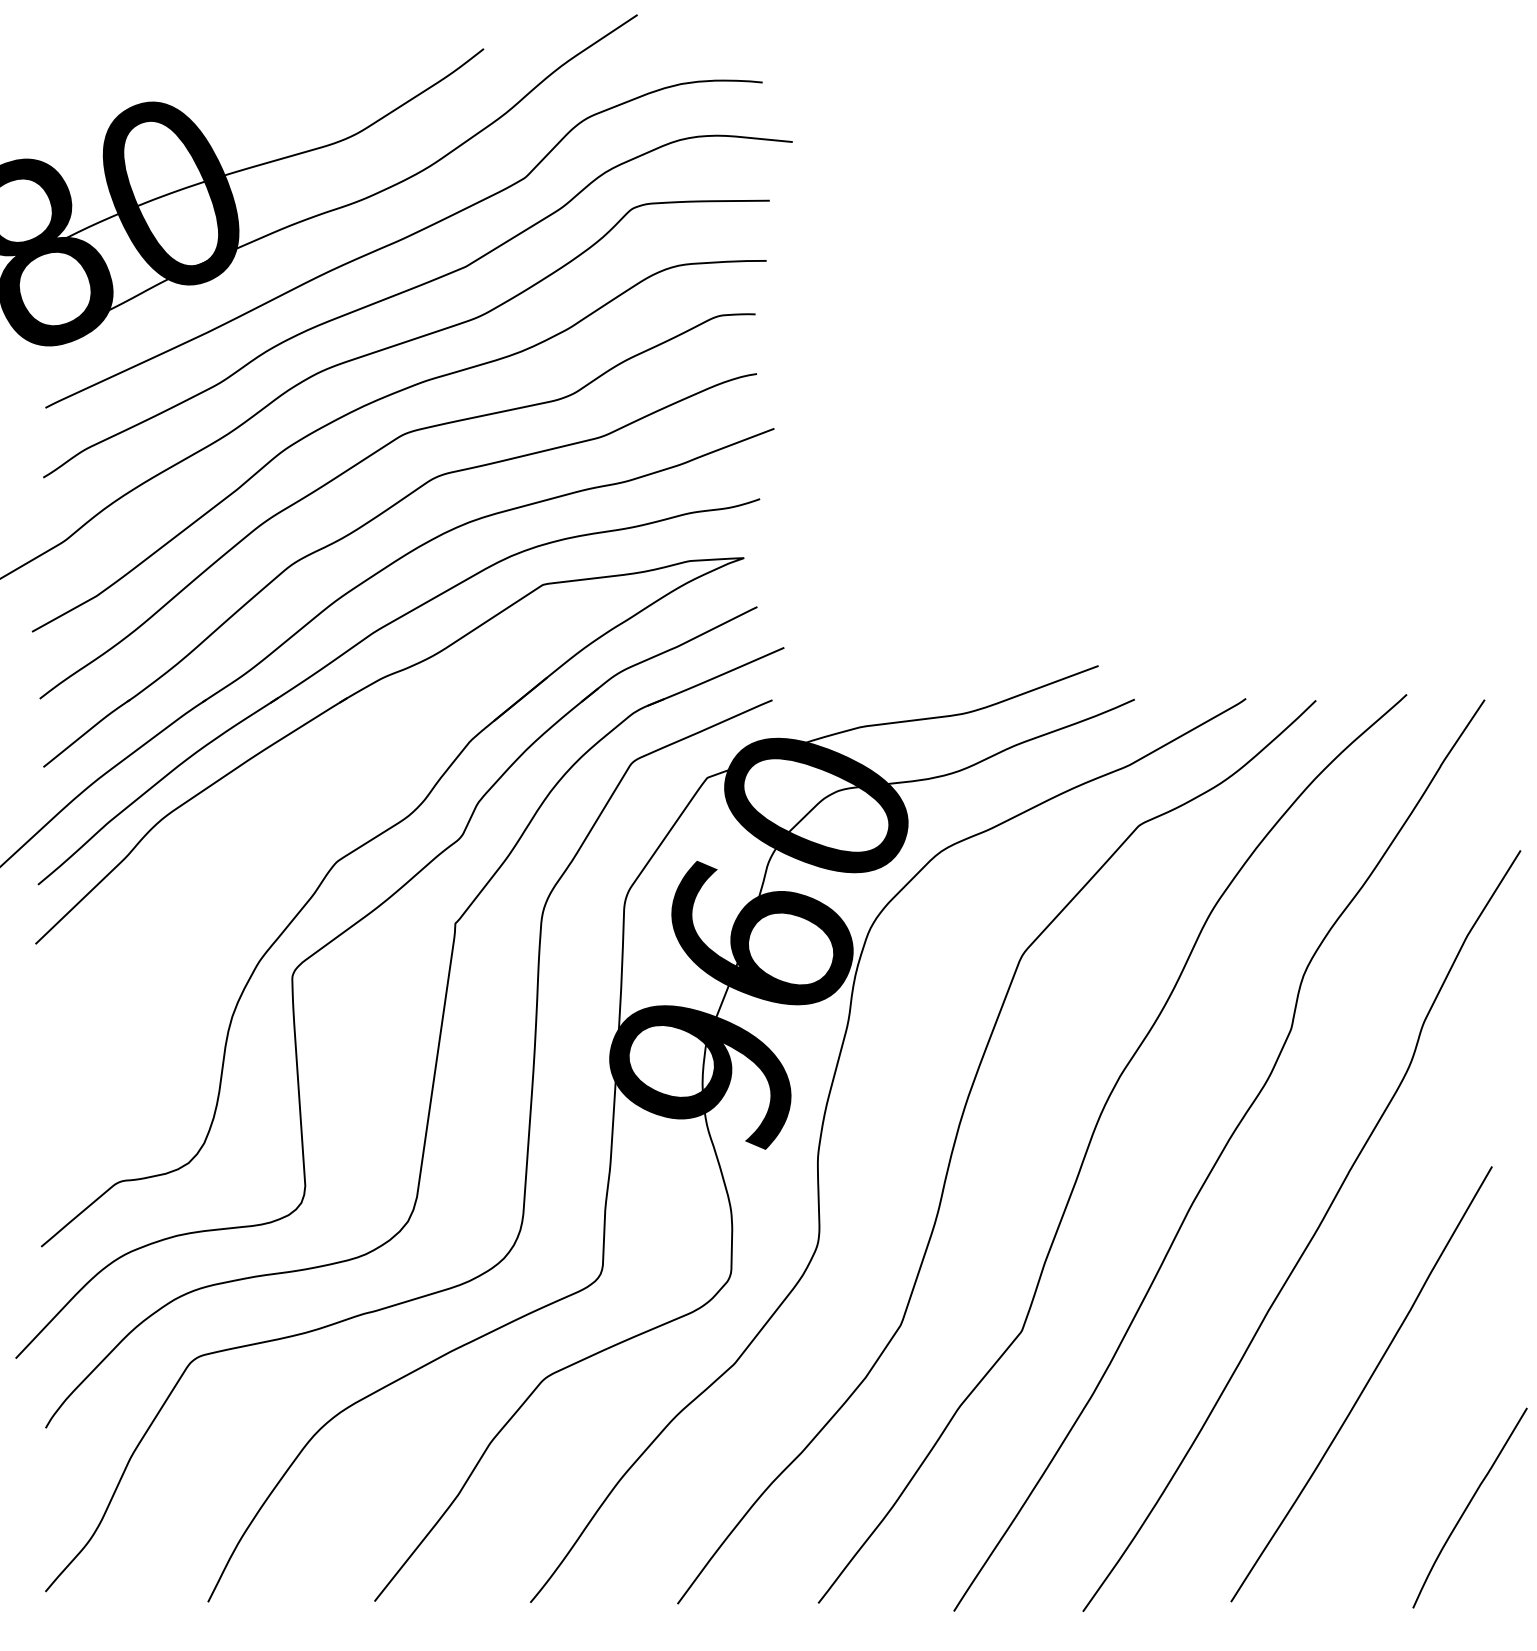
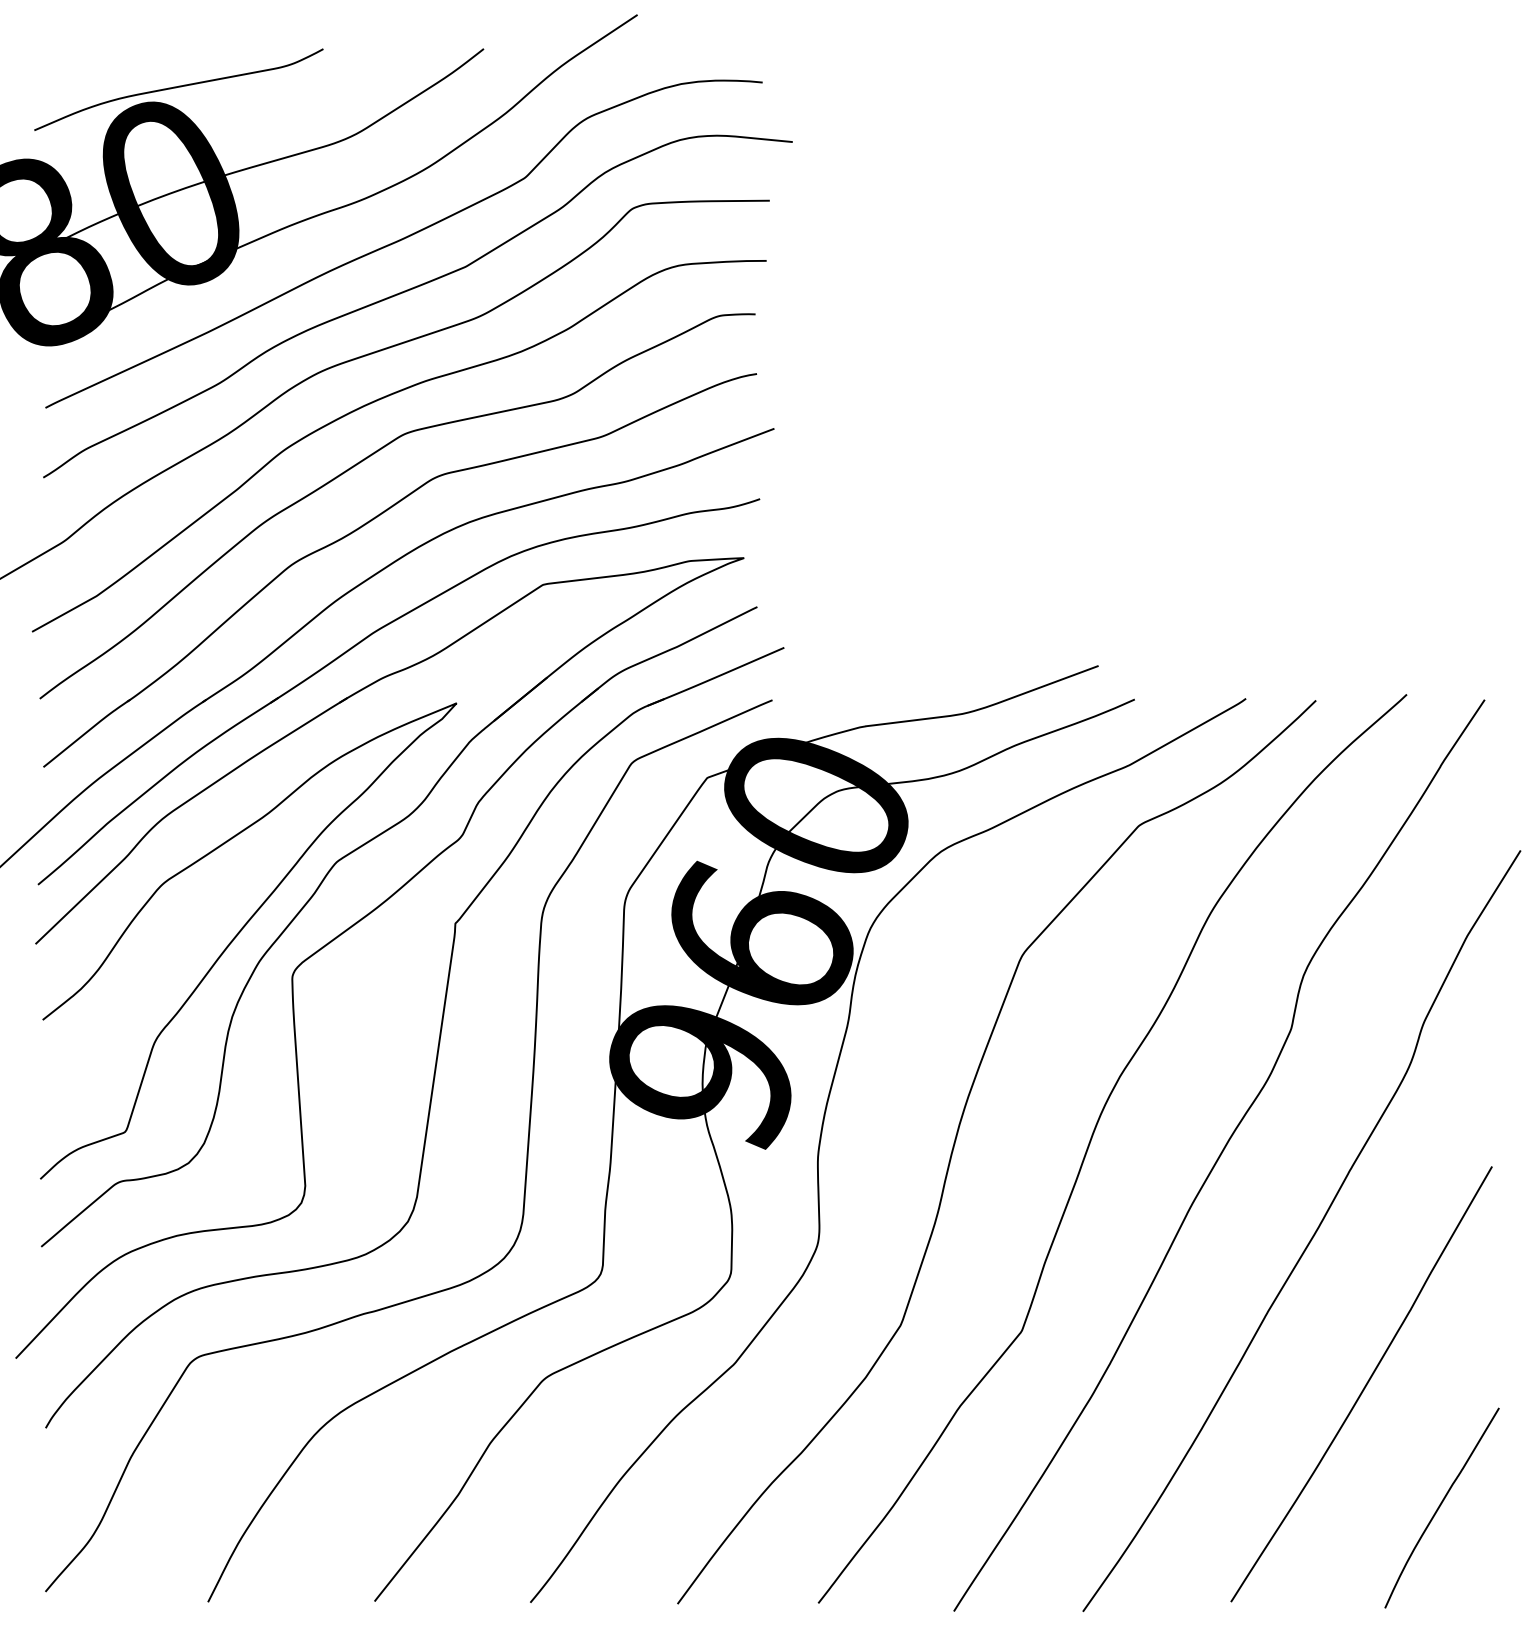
curve: none -> present (178, 87)
curve: none -> present (240, 932)
curve position: (1468, 1506) -> (1440, 1506) (1440, 1506)
